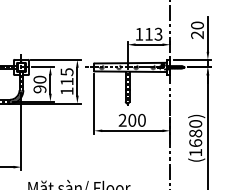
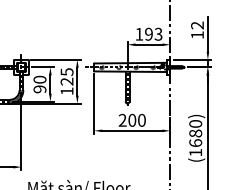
text: 20 -> 12 (197, 30)
text: 113 -> 193 (148, 33)
text: 115 -> 125 (66, 81)
